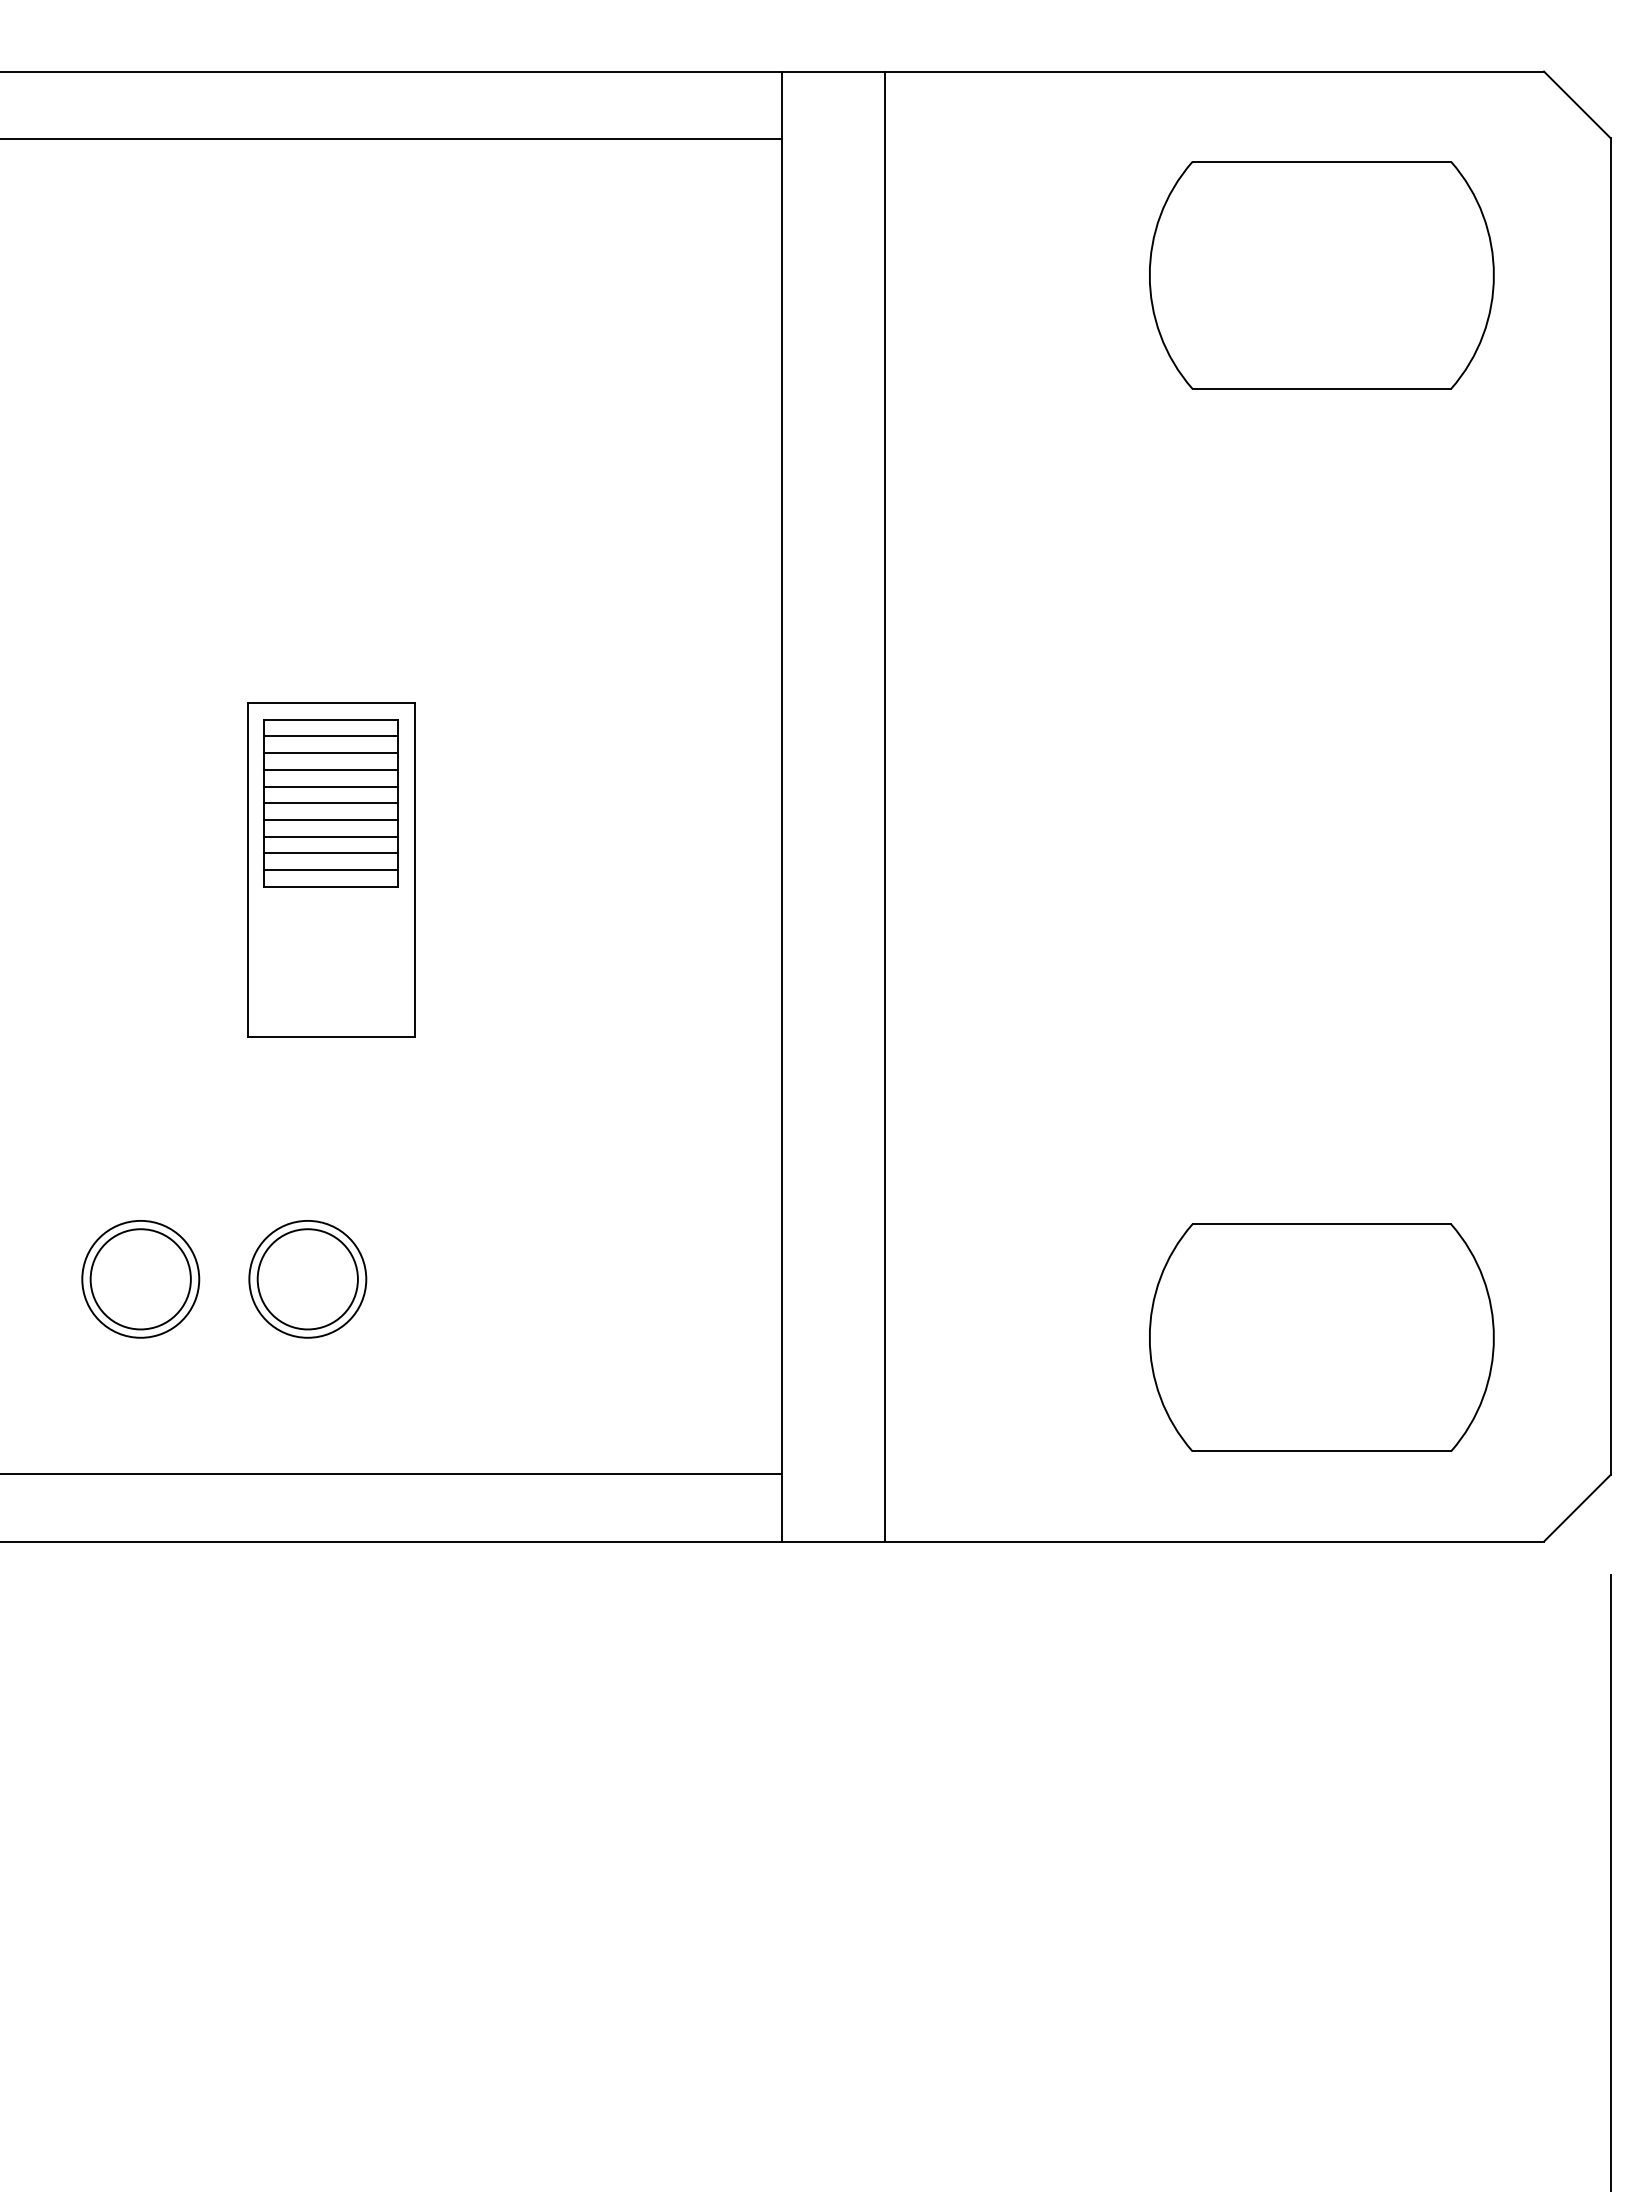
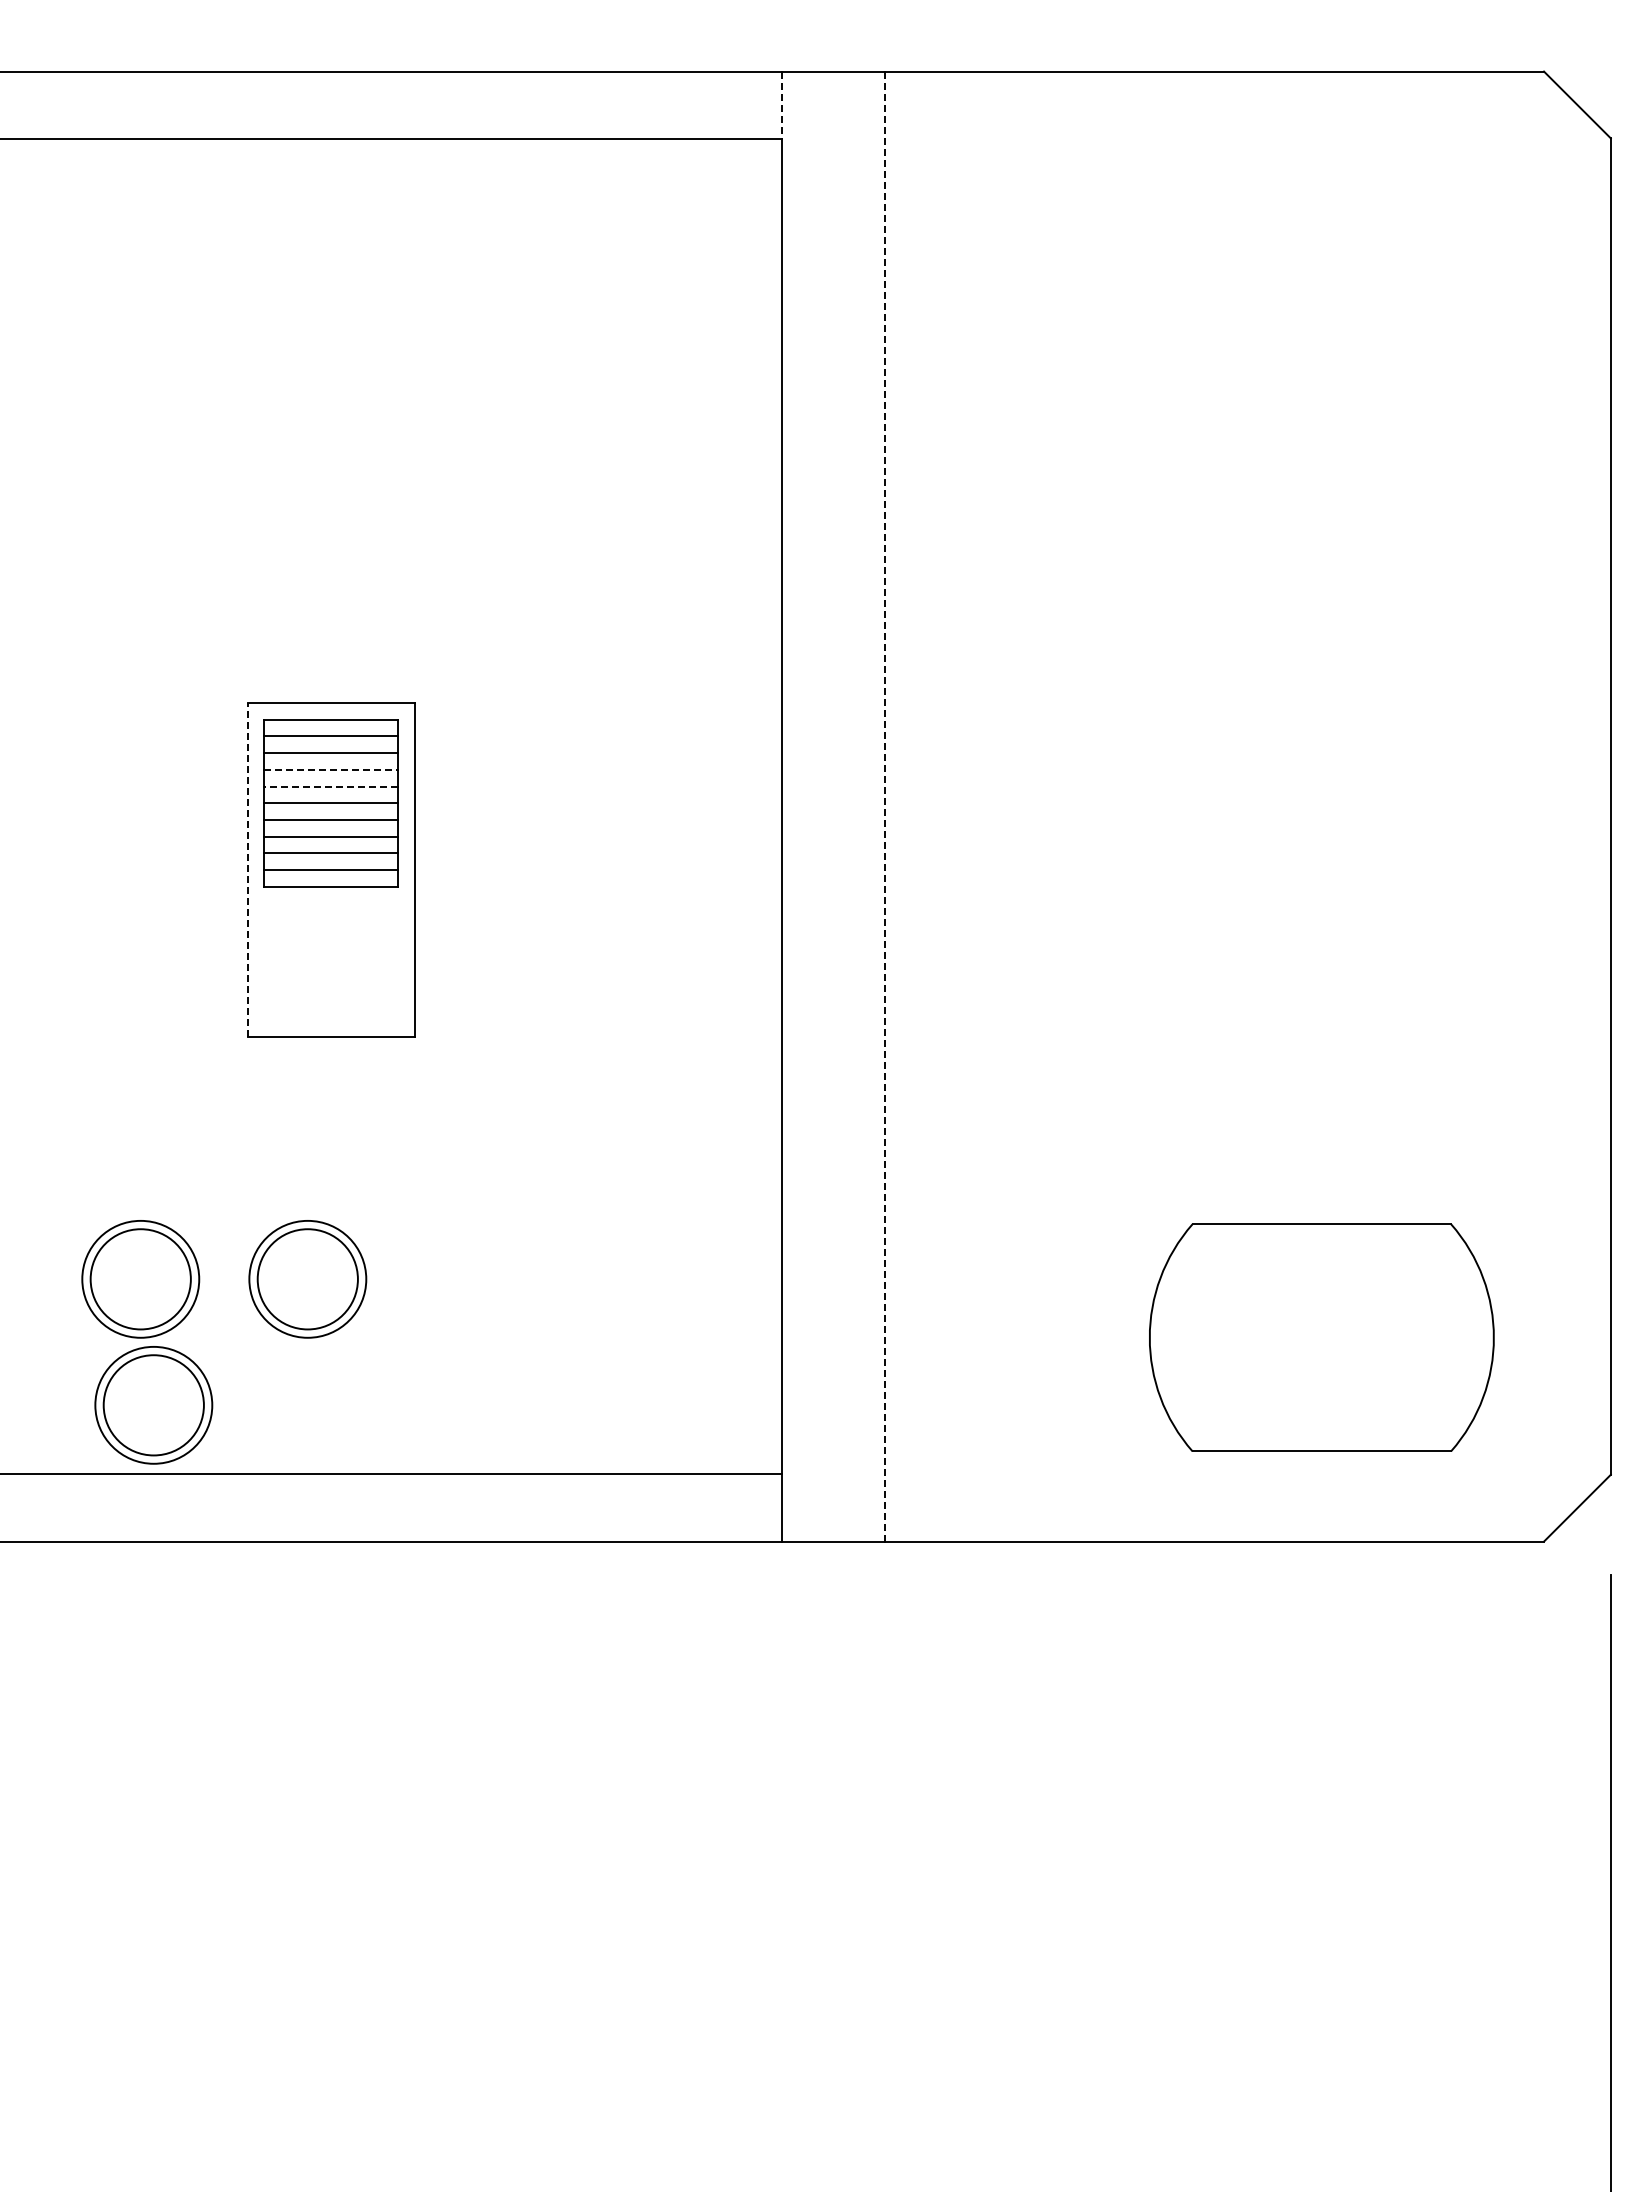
line: solid -> dashed (782, 105)
part: present -> none (1321, 275)
line: solid -> dashed (331, 769)
line: solid -> dashed (331, 786)
line: solid -> dashed (884, 806)
line: solid -> dashed (247, 869)
part: none -> present (153, 1405)
